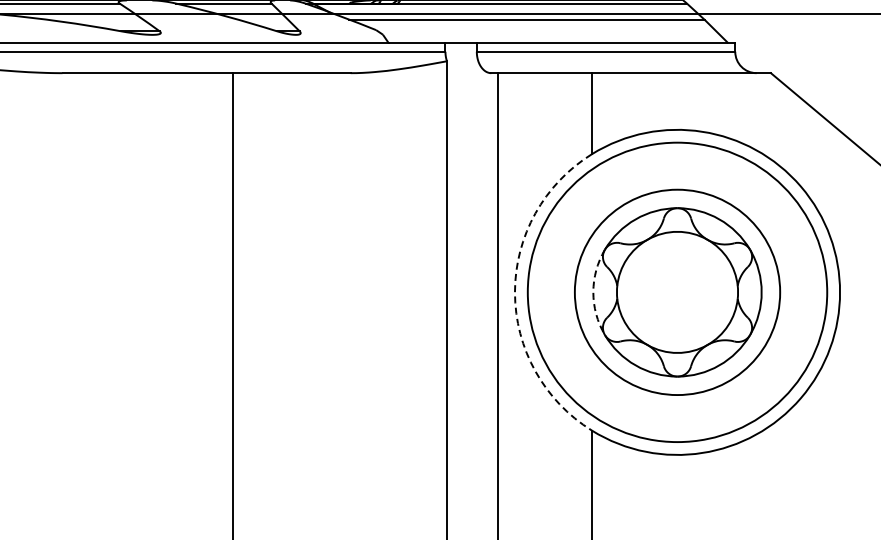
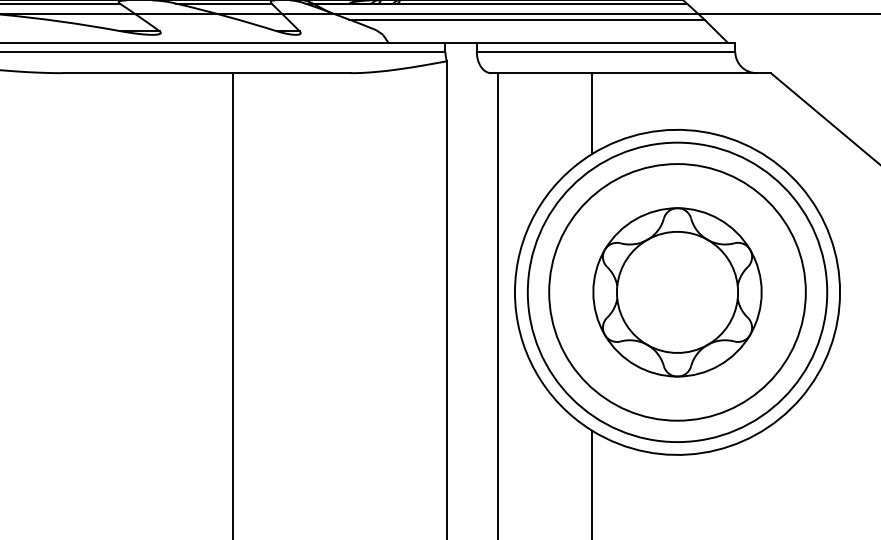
arc: dashed -> solid (514, 292)
arc: dashed -> solid (593, 292)
circle diameter: 205 px -> 257 px (677, 292)
